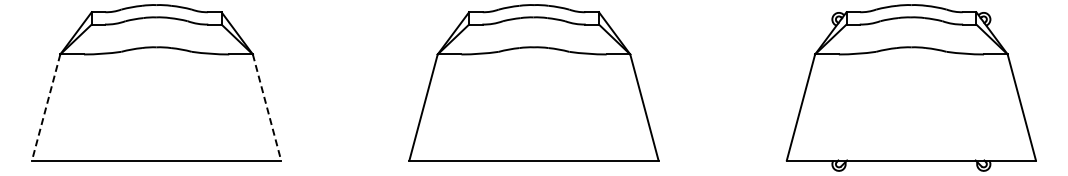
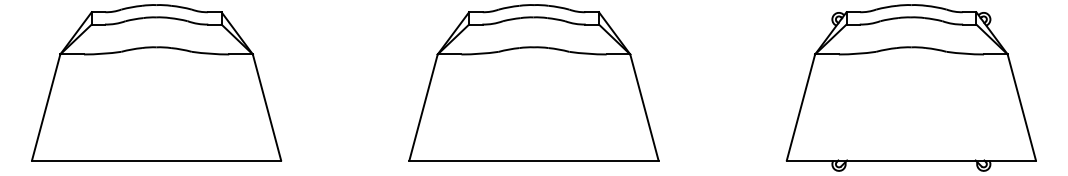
line: dashed -> solid (46, 107)
line: dashed -> solid (267, 107)
